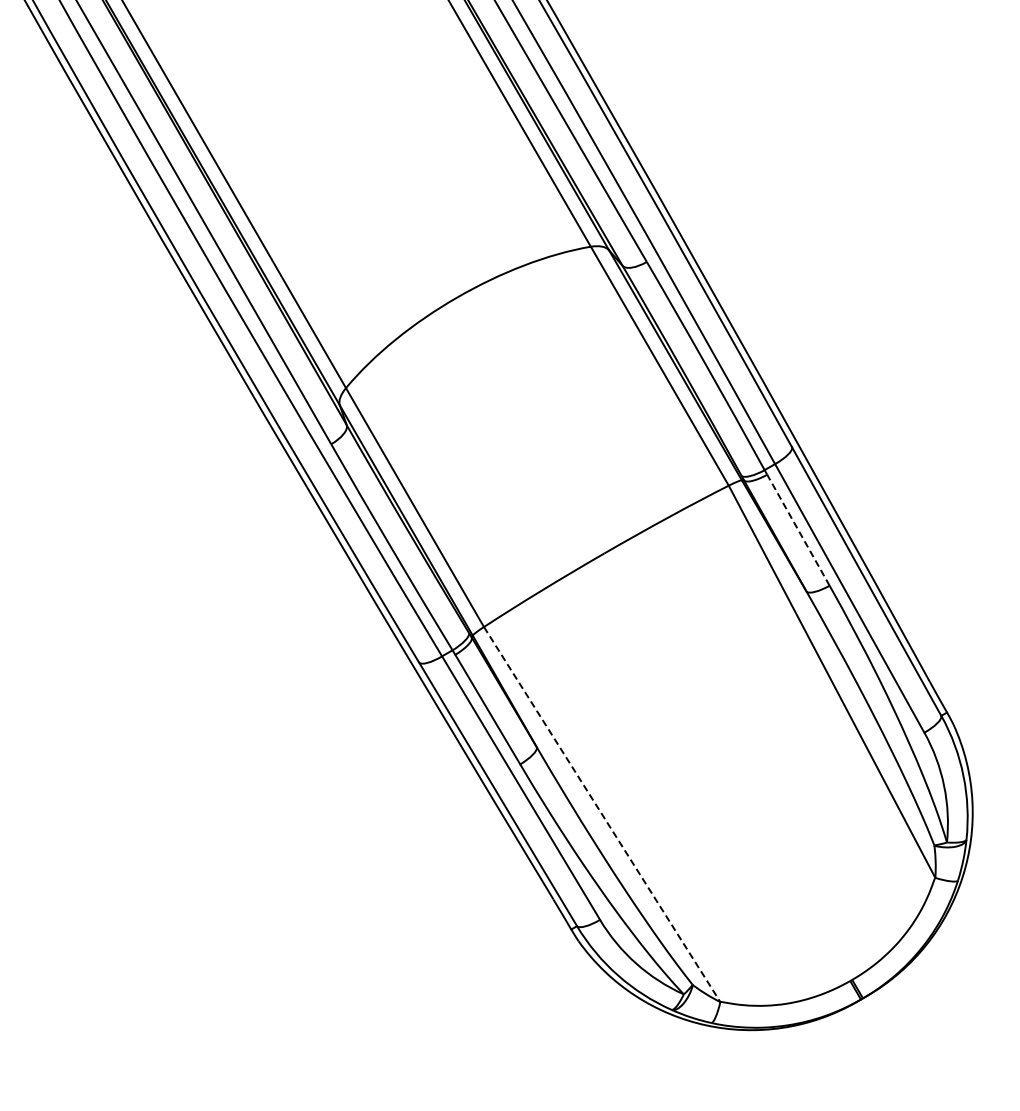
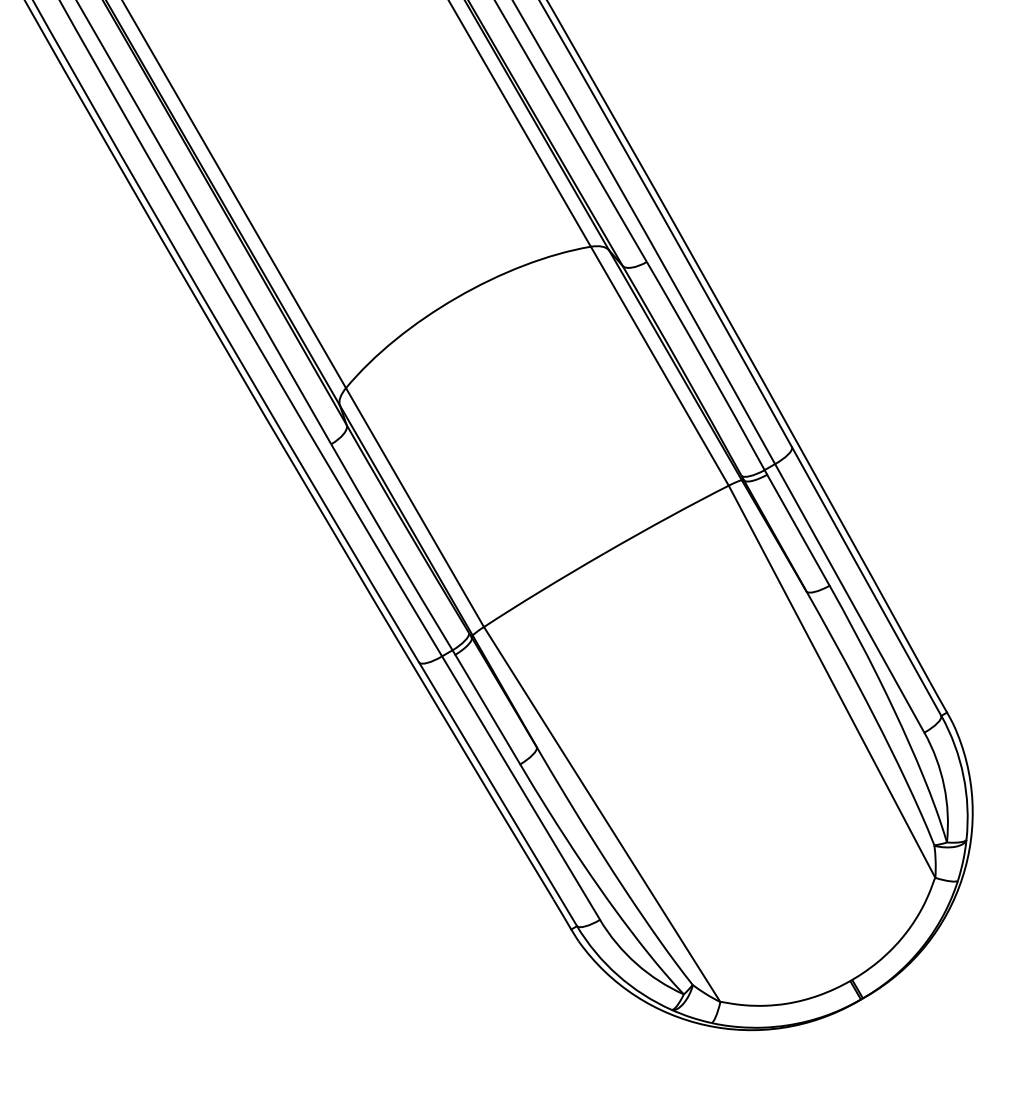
line: dashed -> solid (798, 530)
line: dashed -> solid (602, 814)
